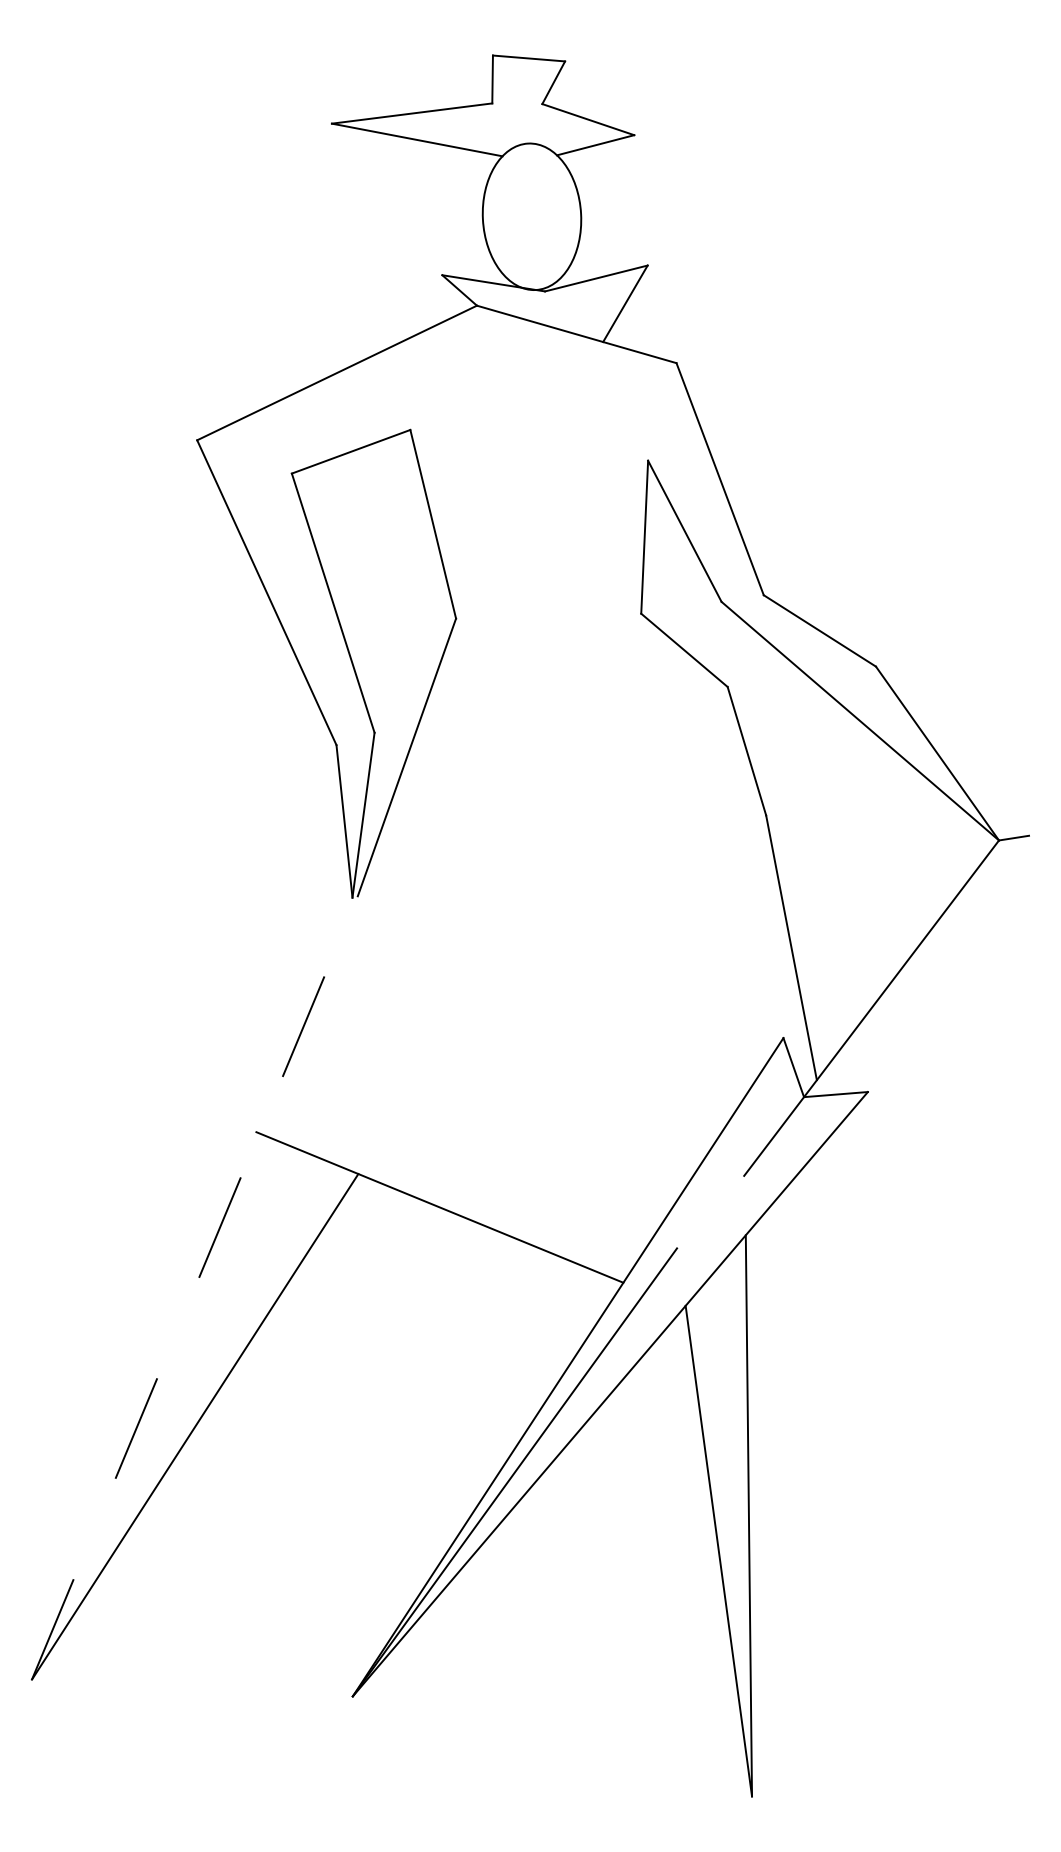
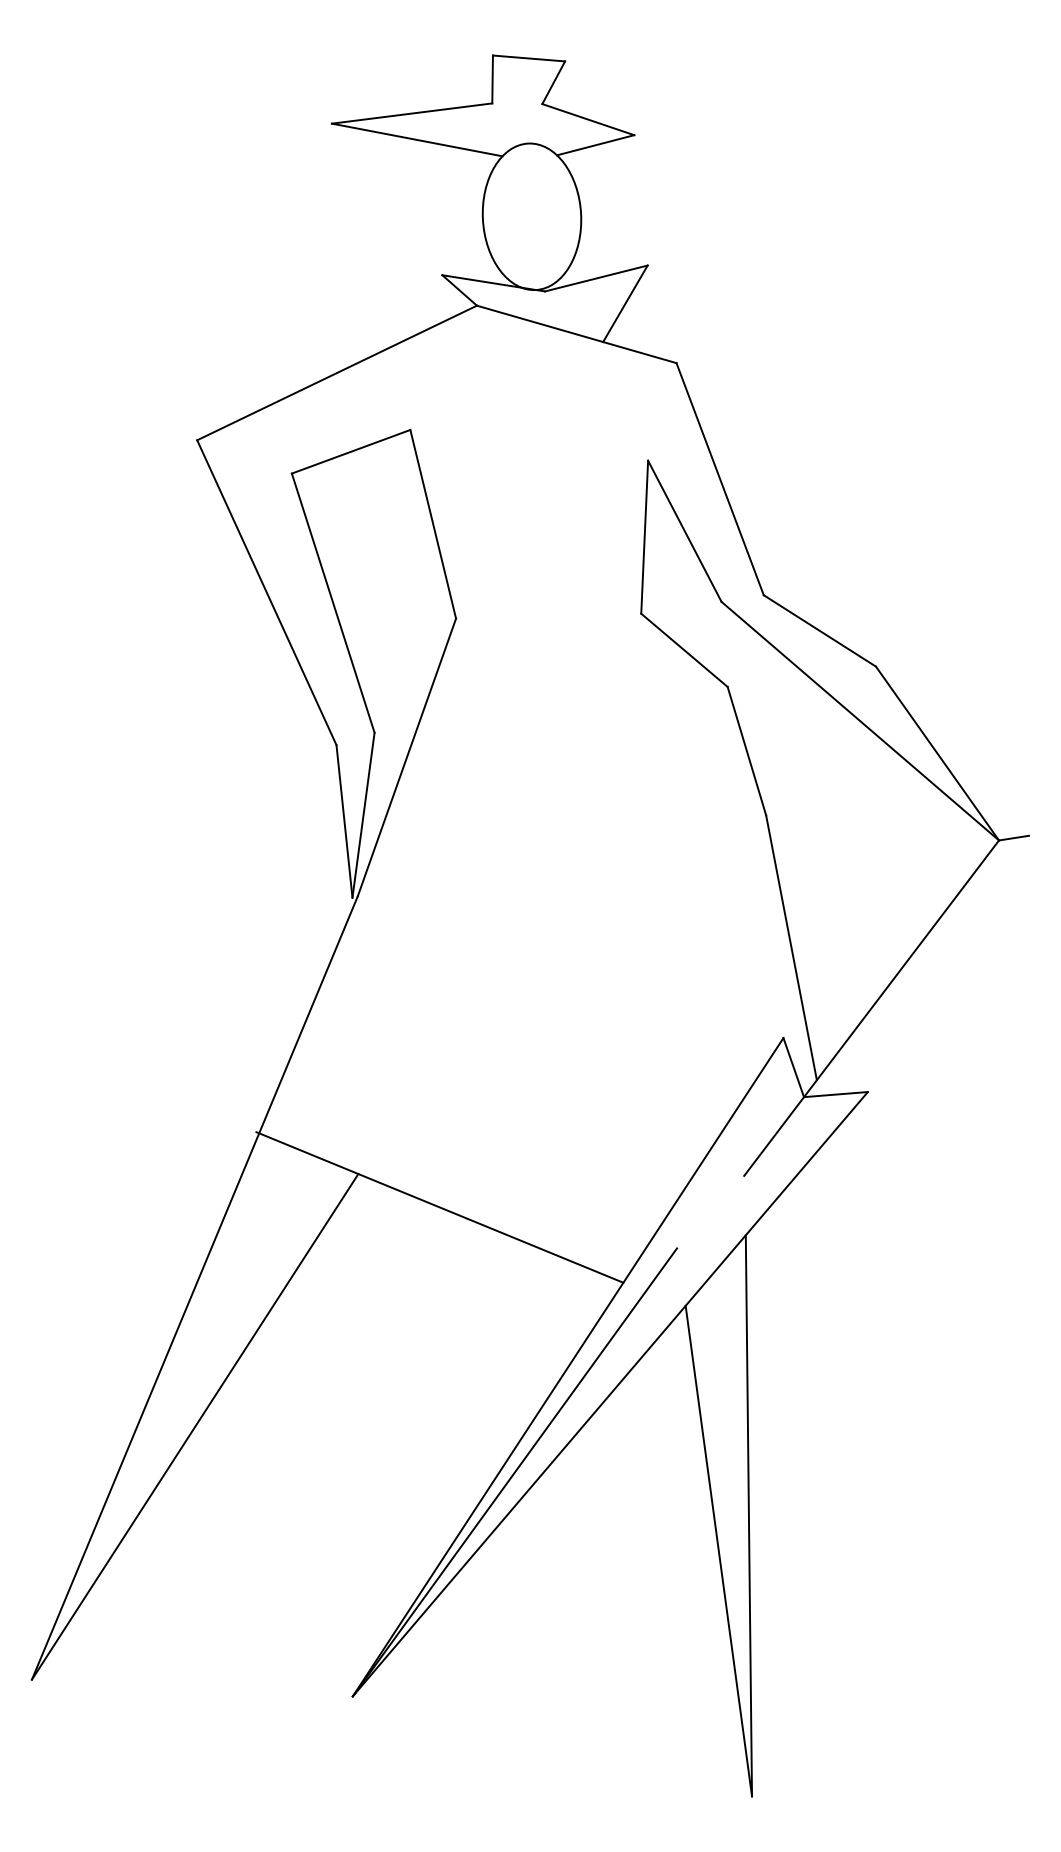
line: dashed -> solid (195, 1287)
